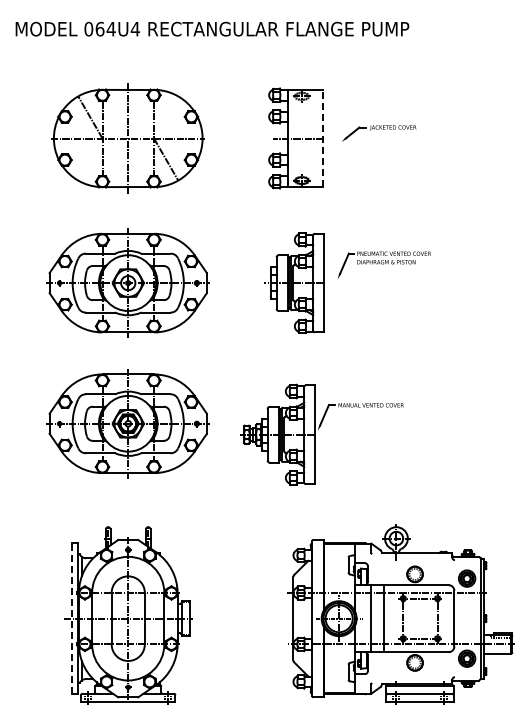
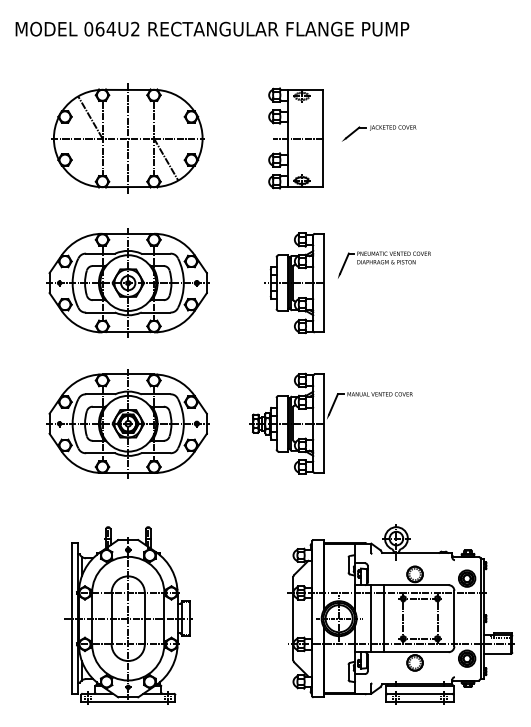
text: 064U4 -> 064U2 (134, 28)
line: dashed -> solid (323, 138)
part position: (321, 434) -> (330, 423) (330, 423)
line: dashed -> solid (71, 618)
